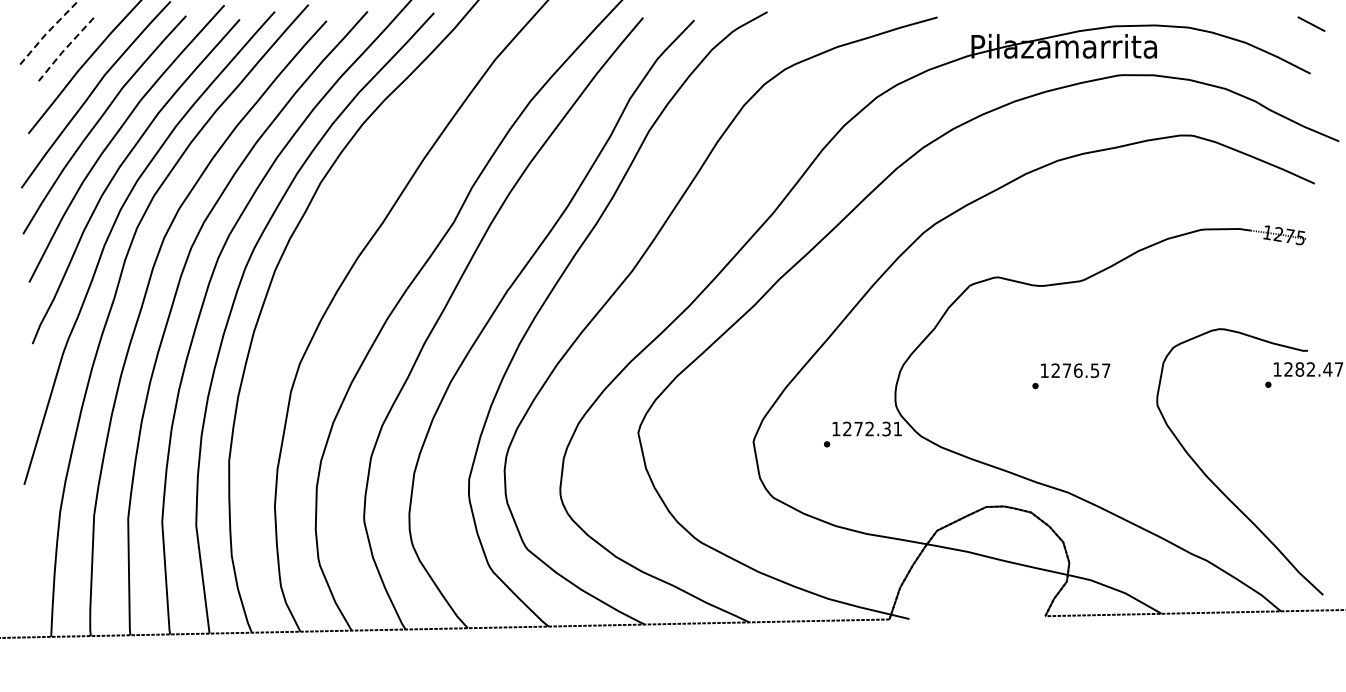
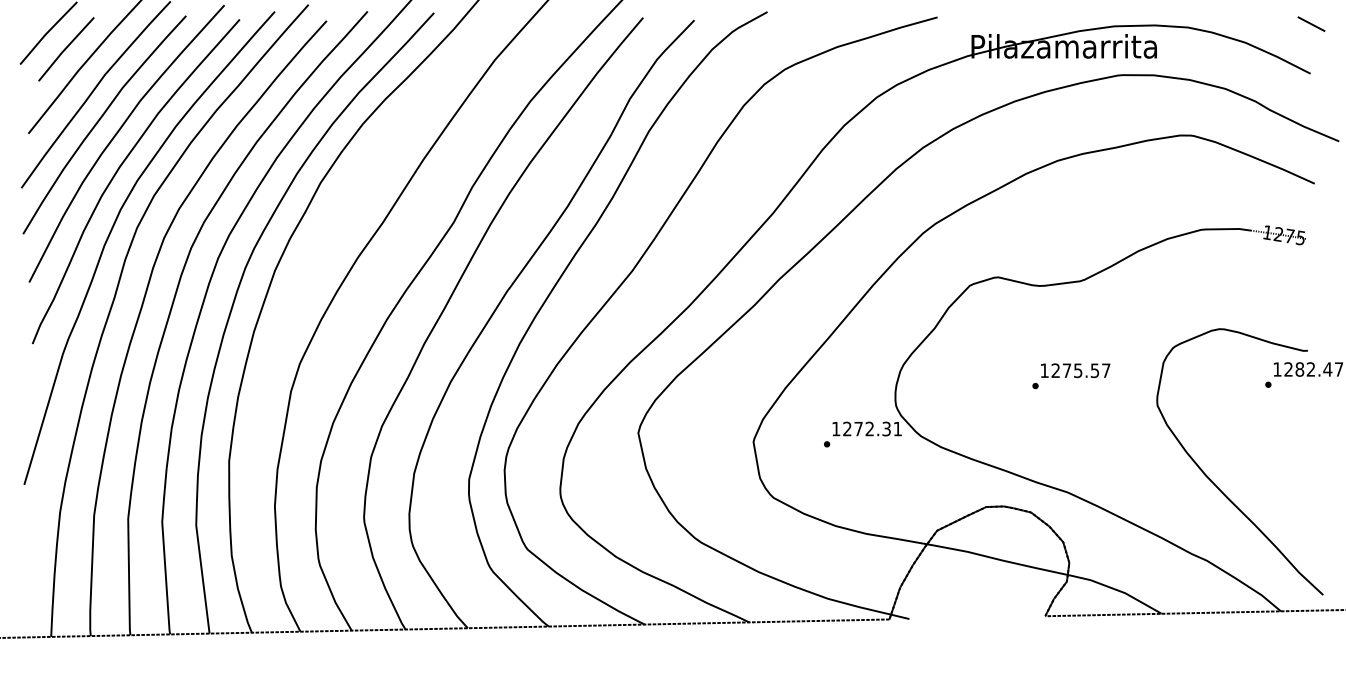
line: dashed -> solid (47, 32)
line: dashed -> solid (65, 48)
text: 1276.57 -> 1275.57 (1078, 370)
